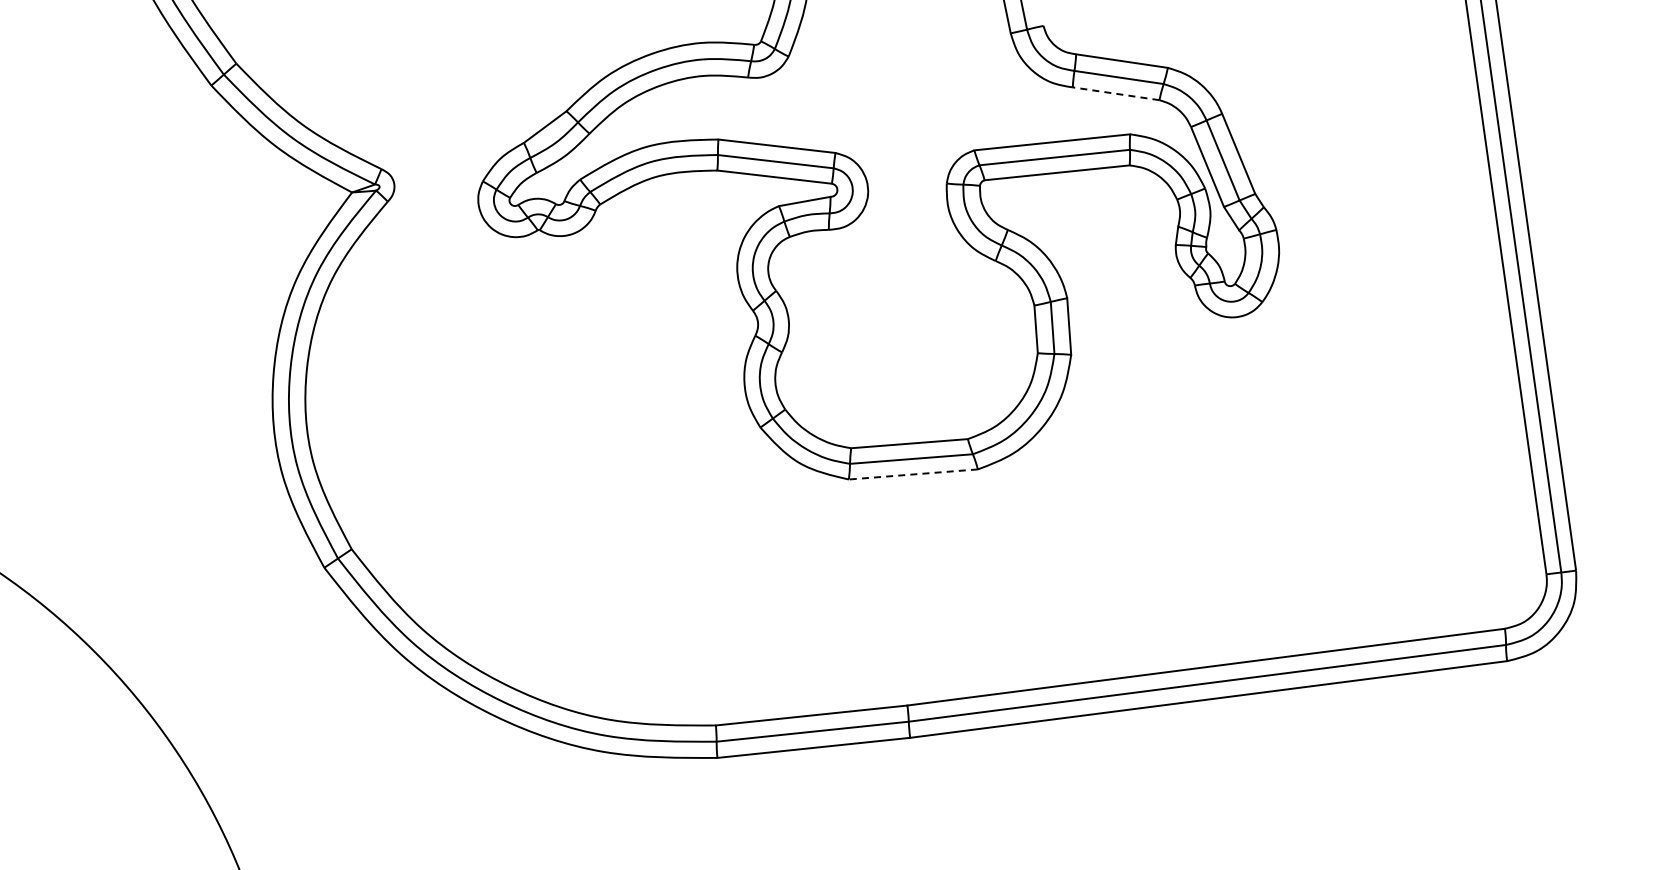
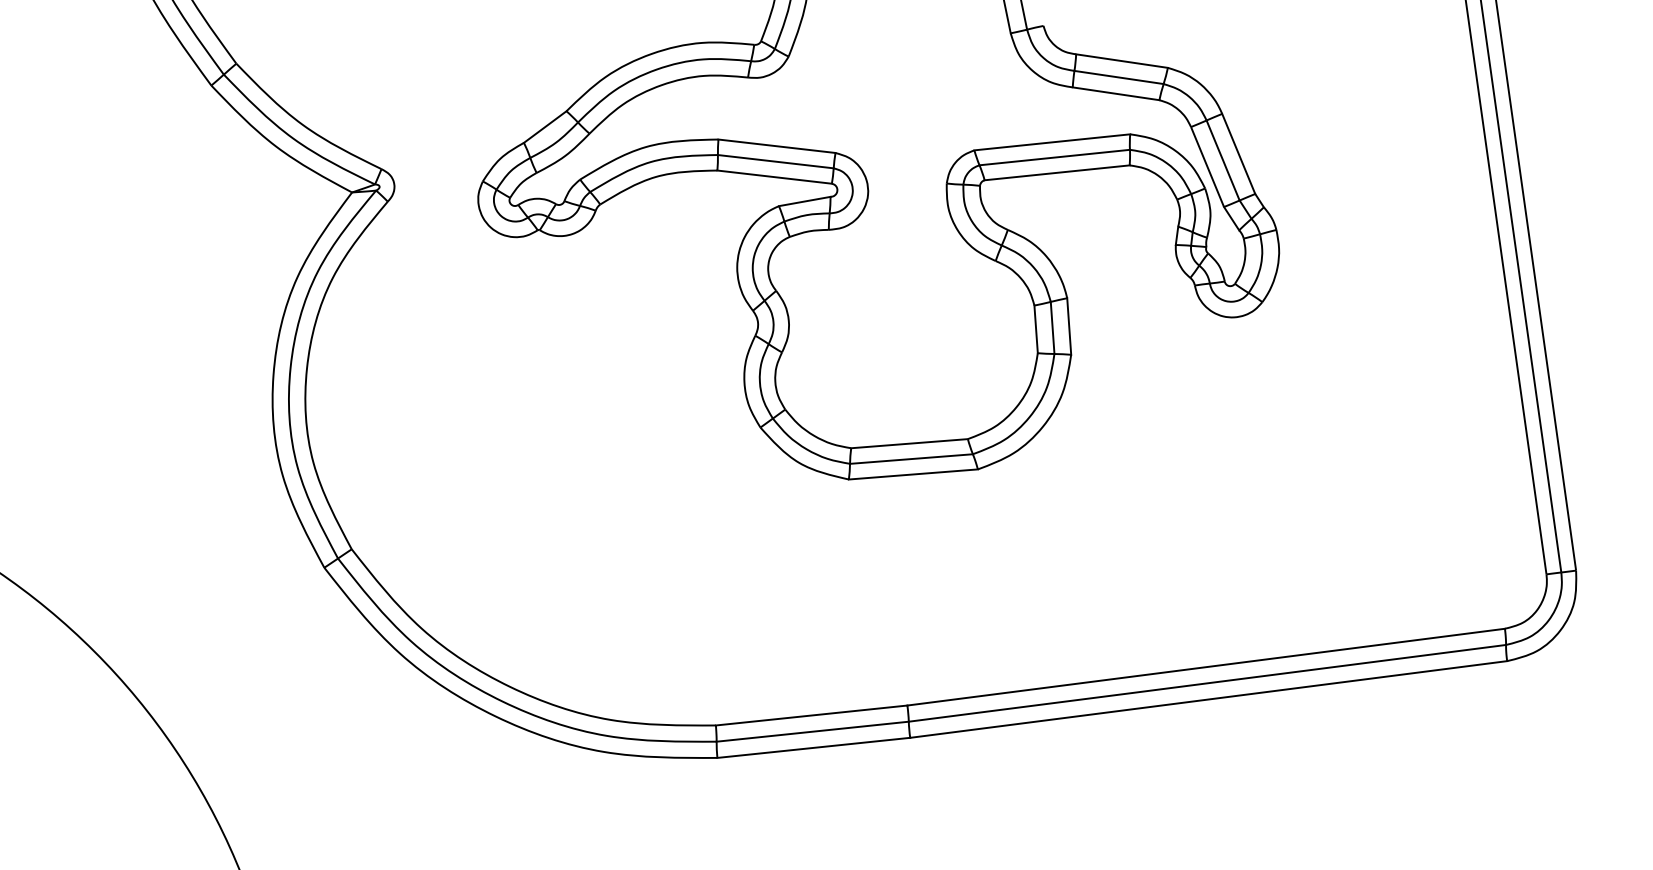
line: dashed -> solid (1116, 93)
line: dashed -> solid (913, 474)
